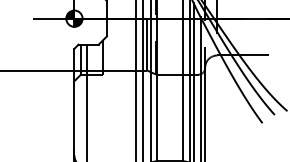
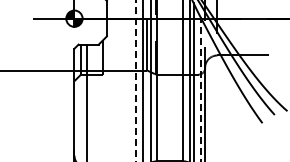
line: solid -> dashed (136, 81)
line: solid -> dashed (200, 89)
